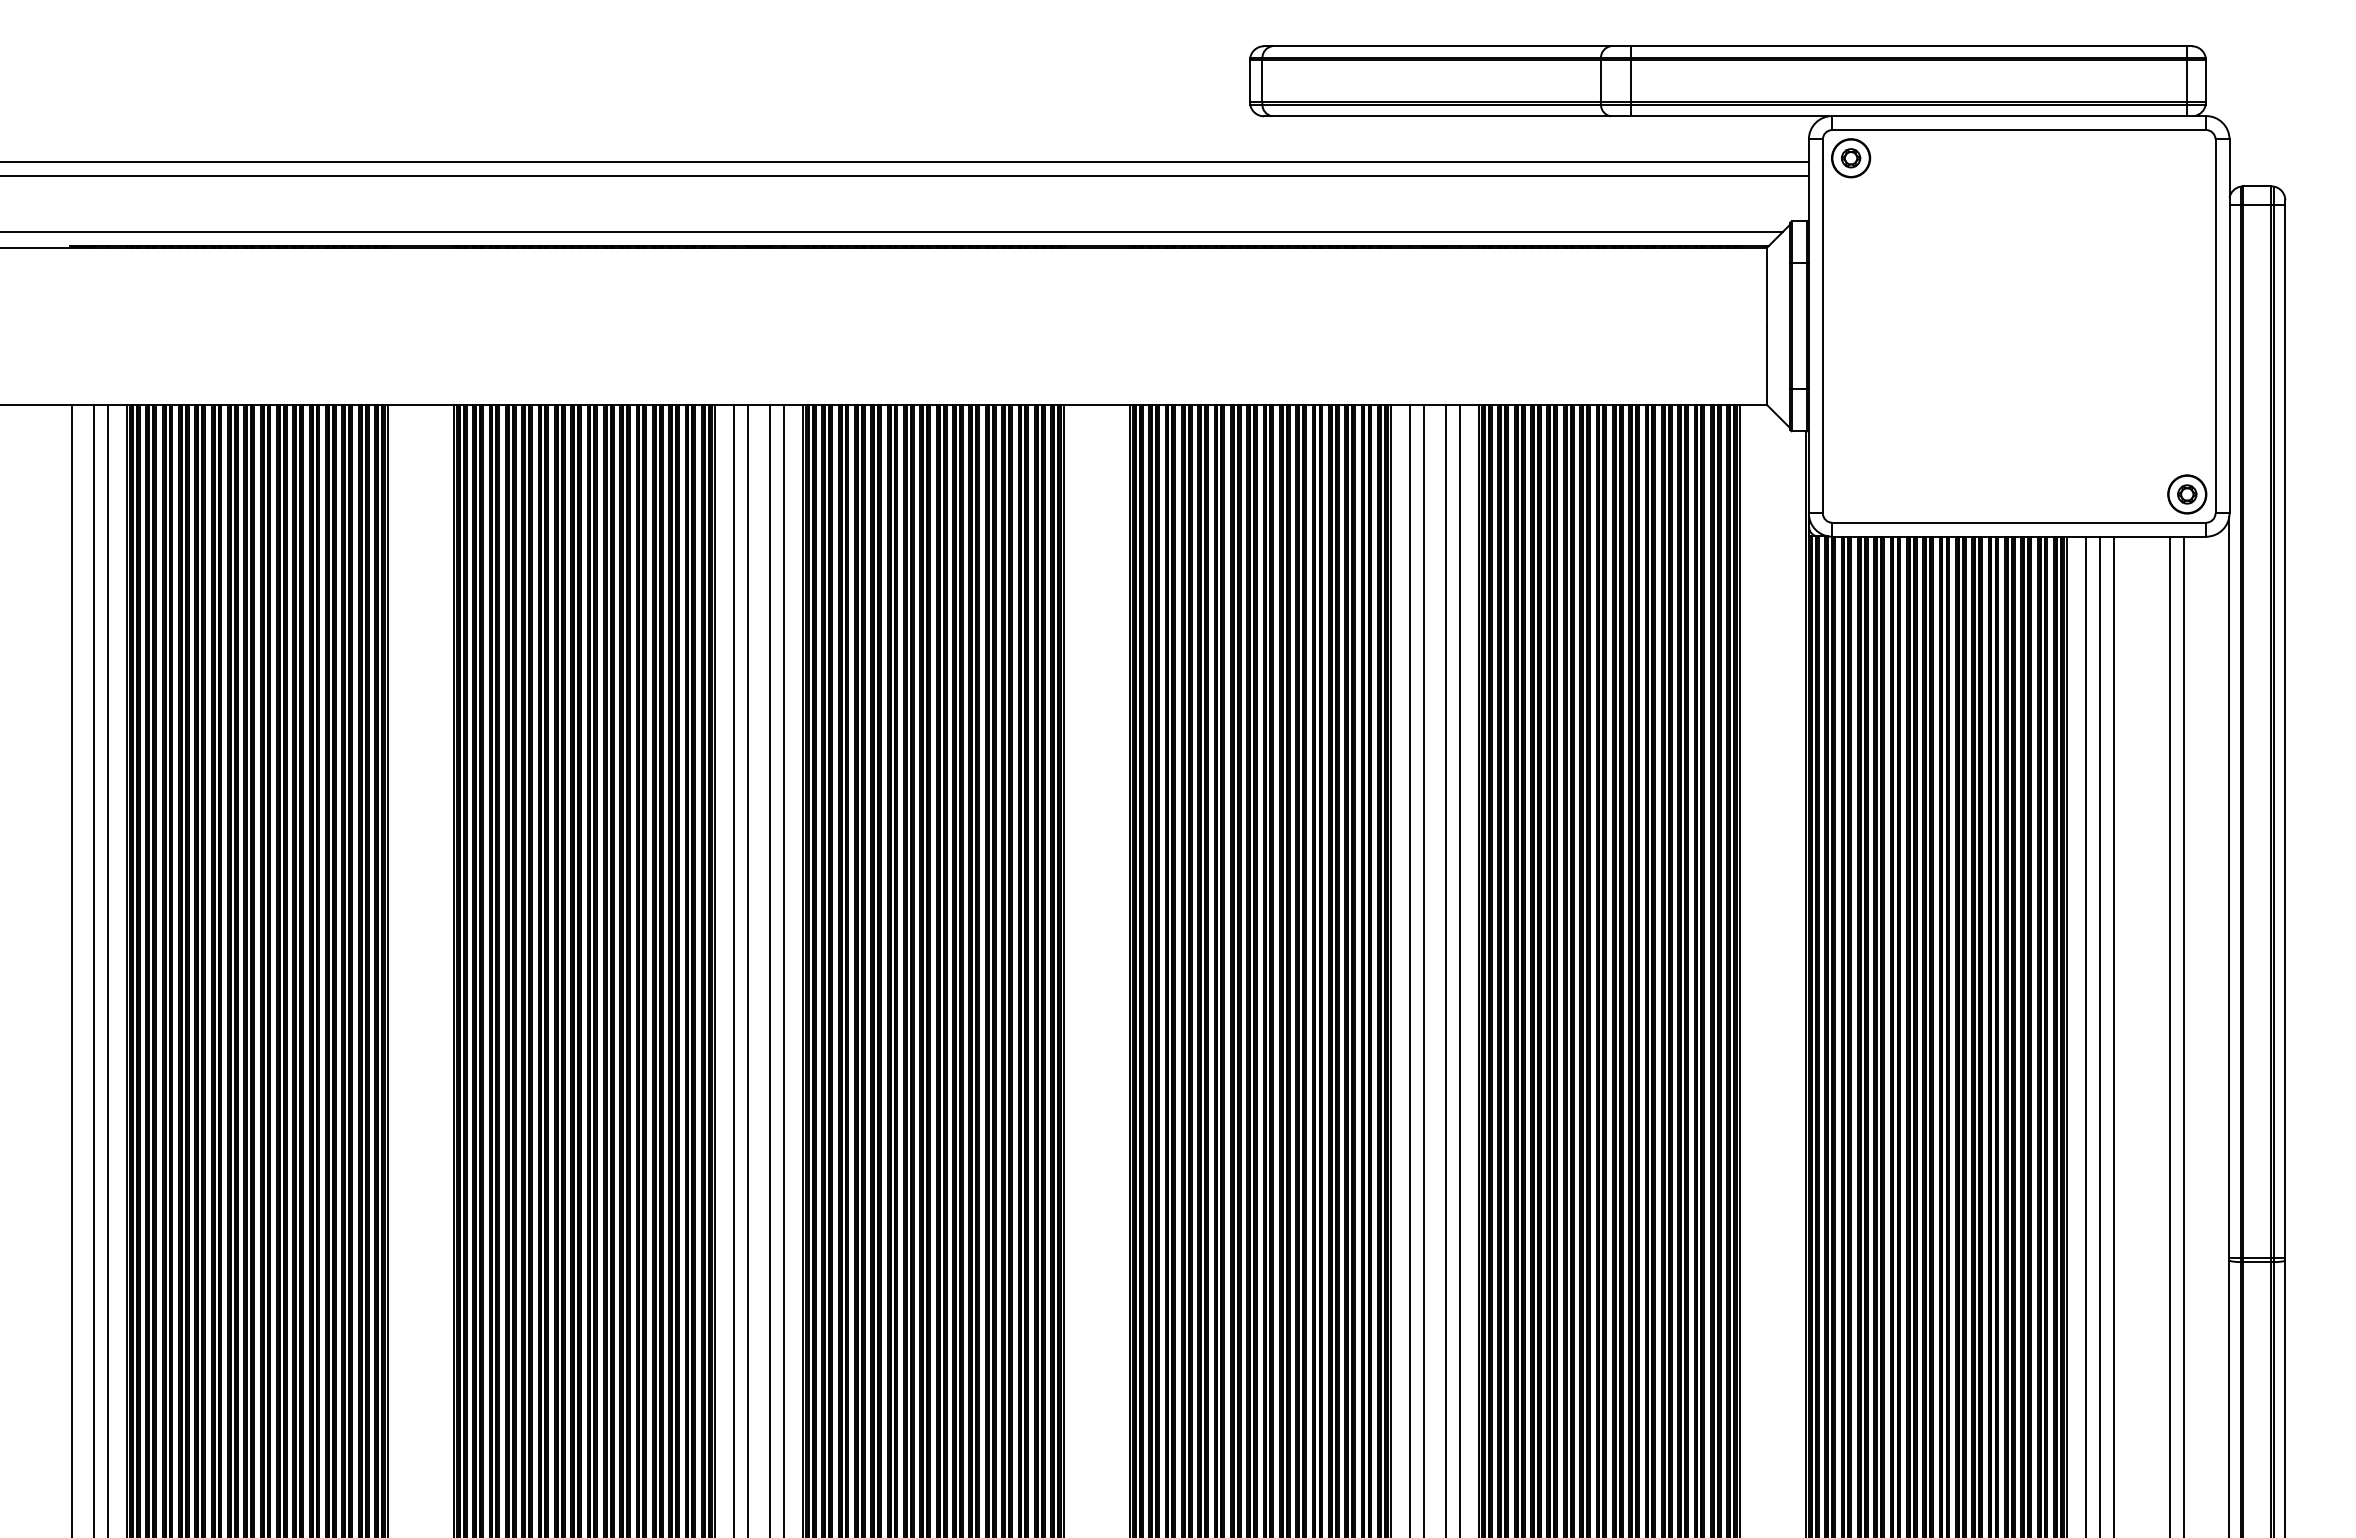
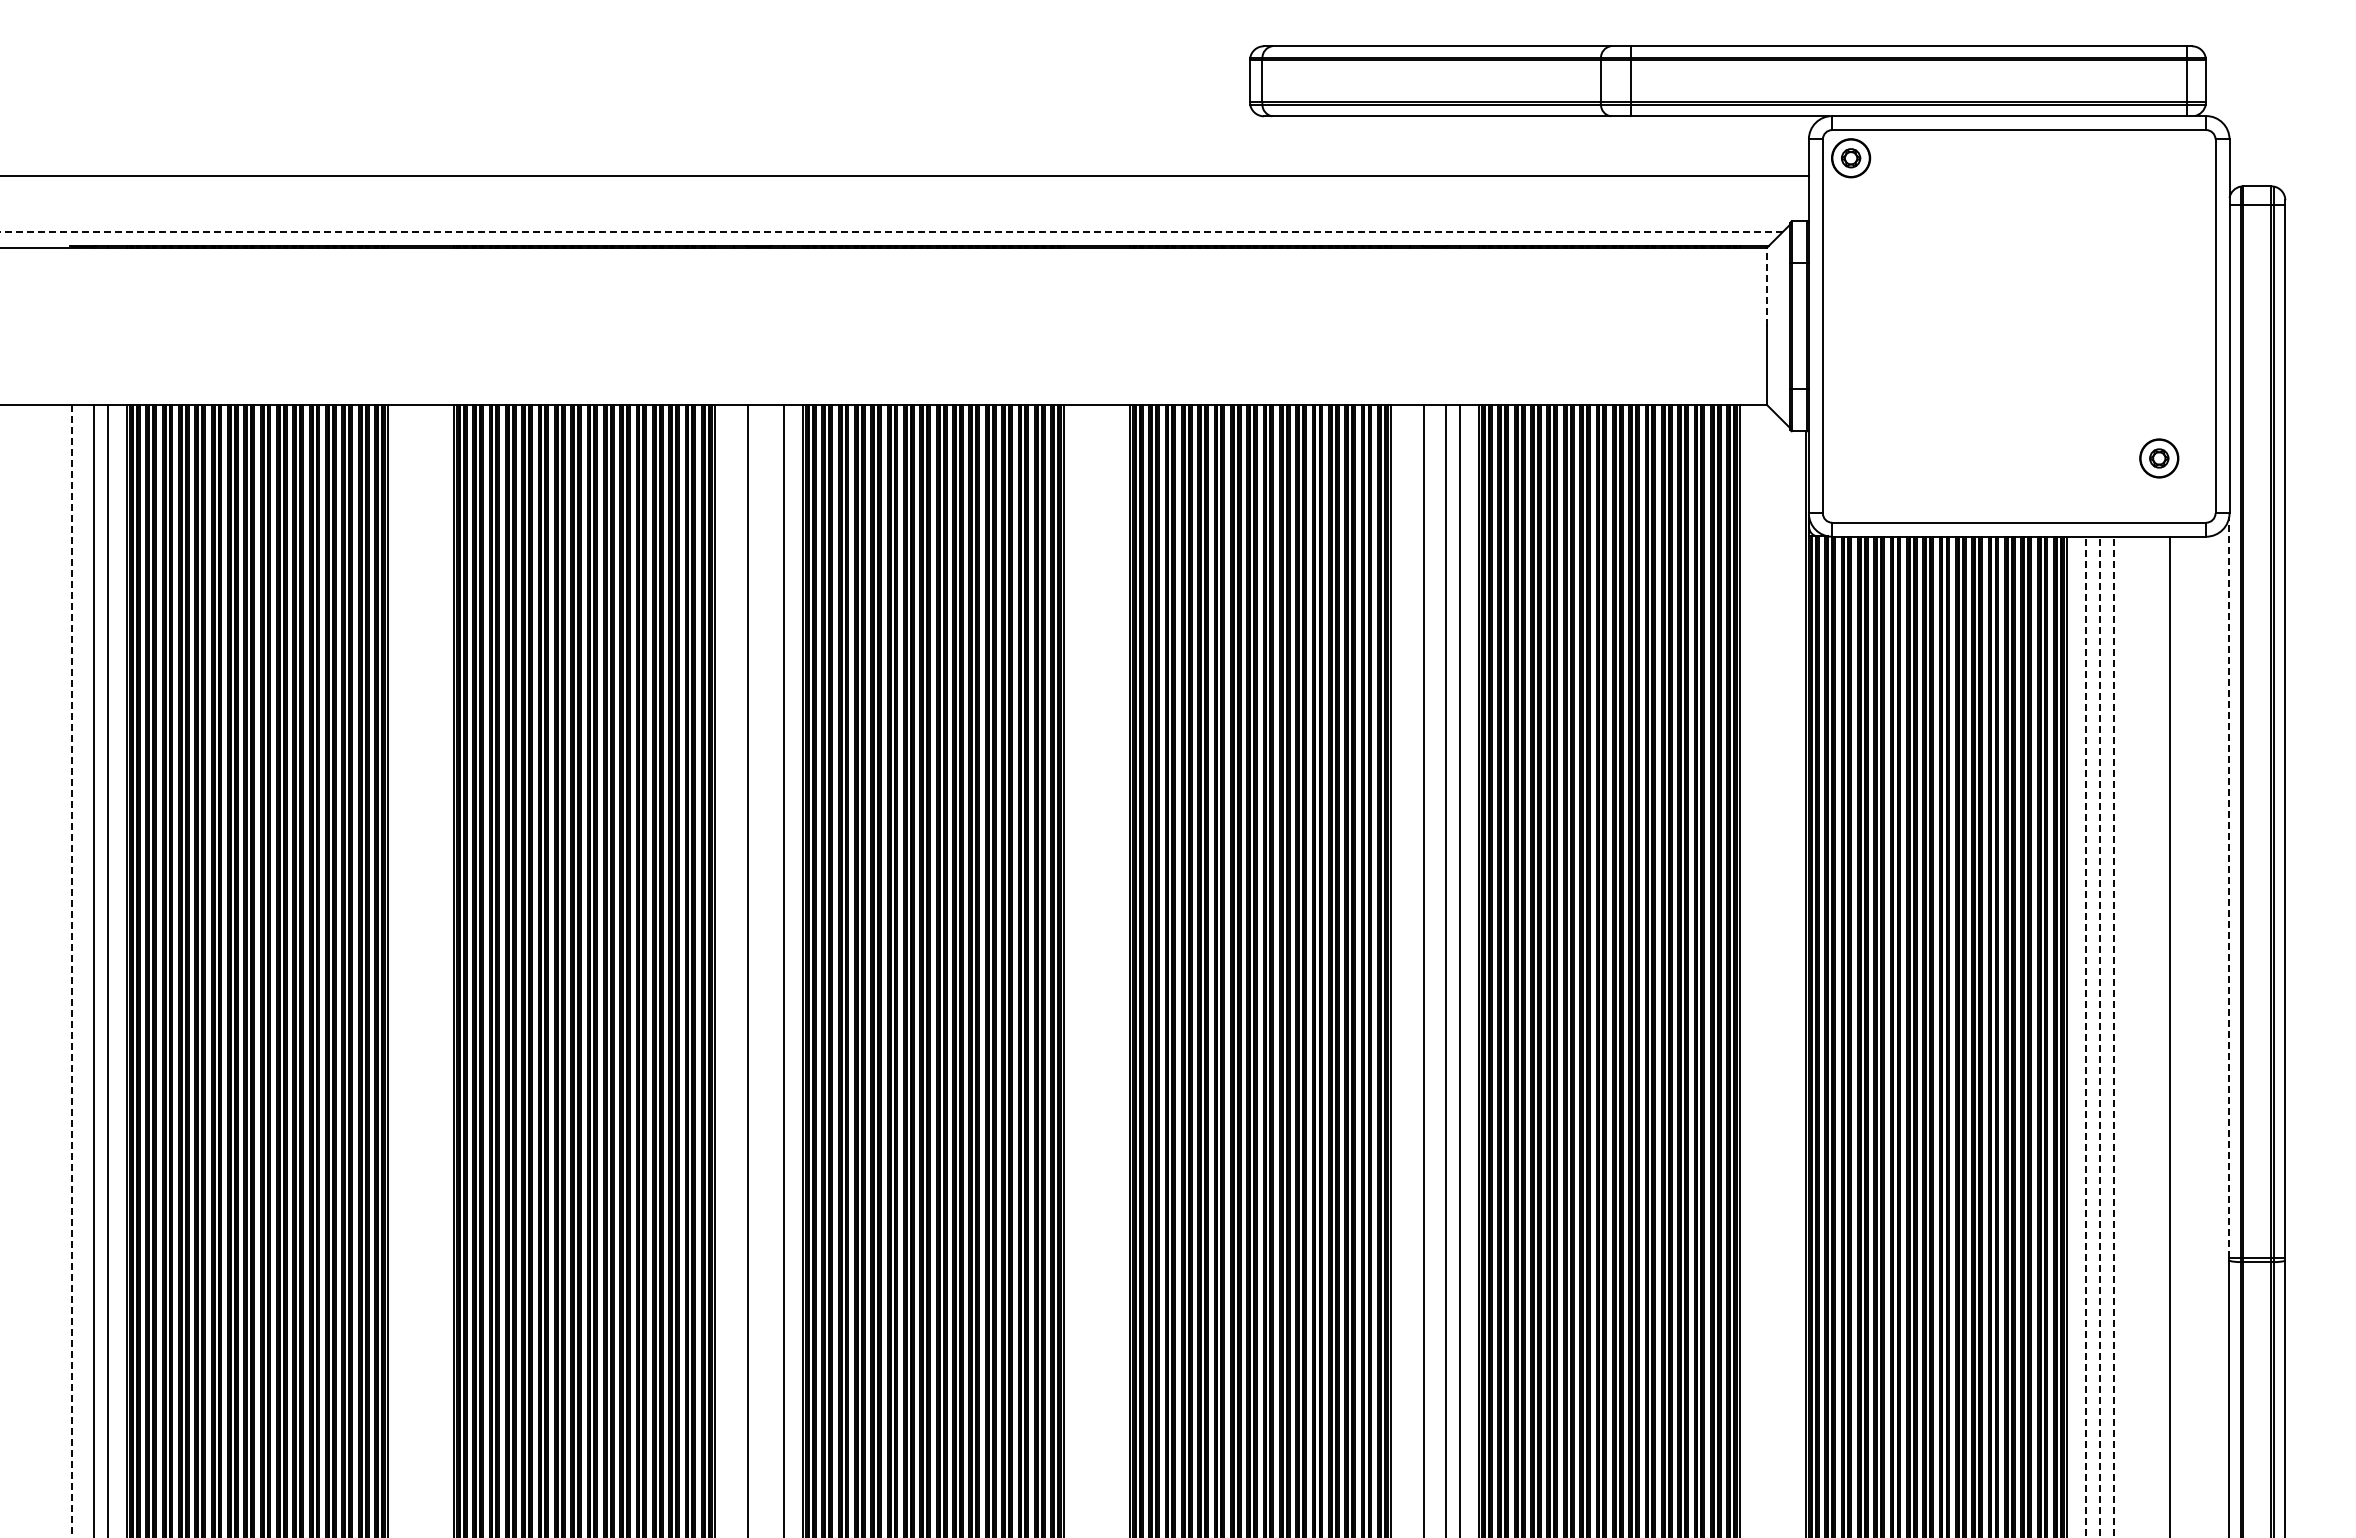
line: present -> none (905, 161)
line: solid -> dashed (891, 231)
line: solid -> dashed (1767, 286)
part position: (2187, 494) -> (2159, 458) (2159, 458)
line: solid -> dashed (2229, 887)
line: present -> none (733, 969)
line: present -> none (770, 969)
line: present -> none (1409, 969)
line: solid -> dashed (71, 971)
line: present -> none (2183, 1035)
line: solid -> dashed (2085, 1036)
line: solid -> dashed (2099, 1036)
line: solid -> dashed (2113, 1036)
